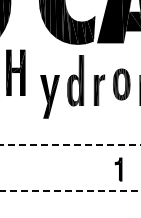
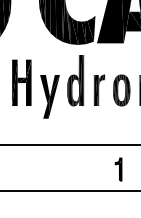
part position: (15, 72) -> (21, 82) (21, 82)
part position: (121, 84) -> (121, 90) (121, 90)
line: dashed -> solid (70, 145)
line: dashed -> solid (70, 190)
